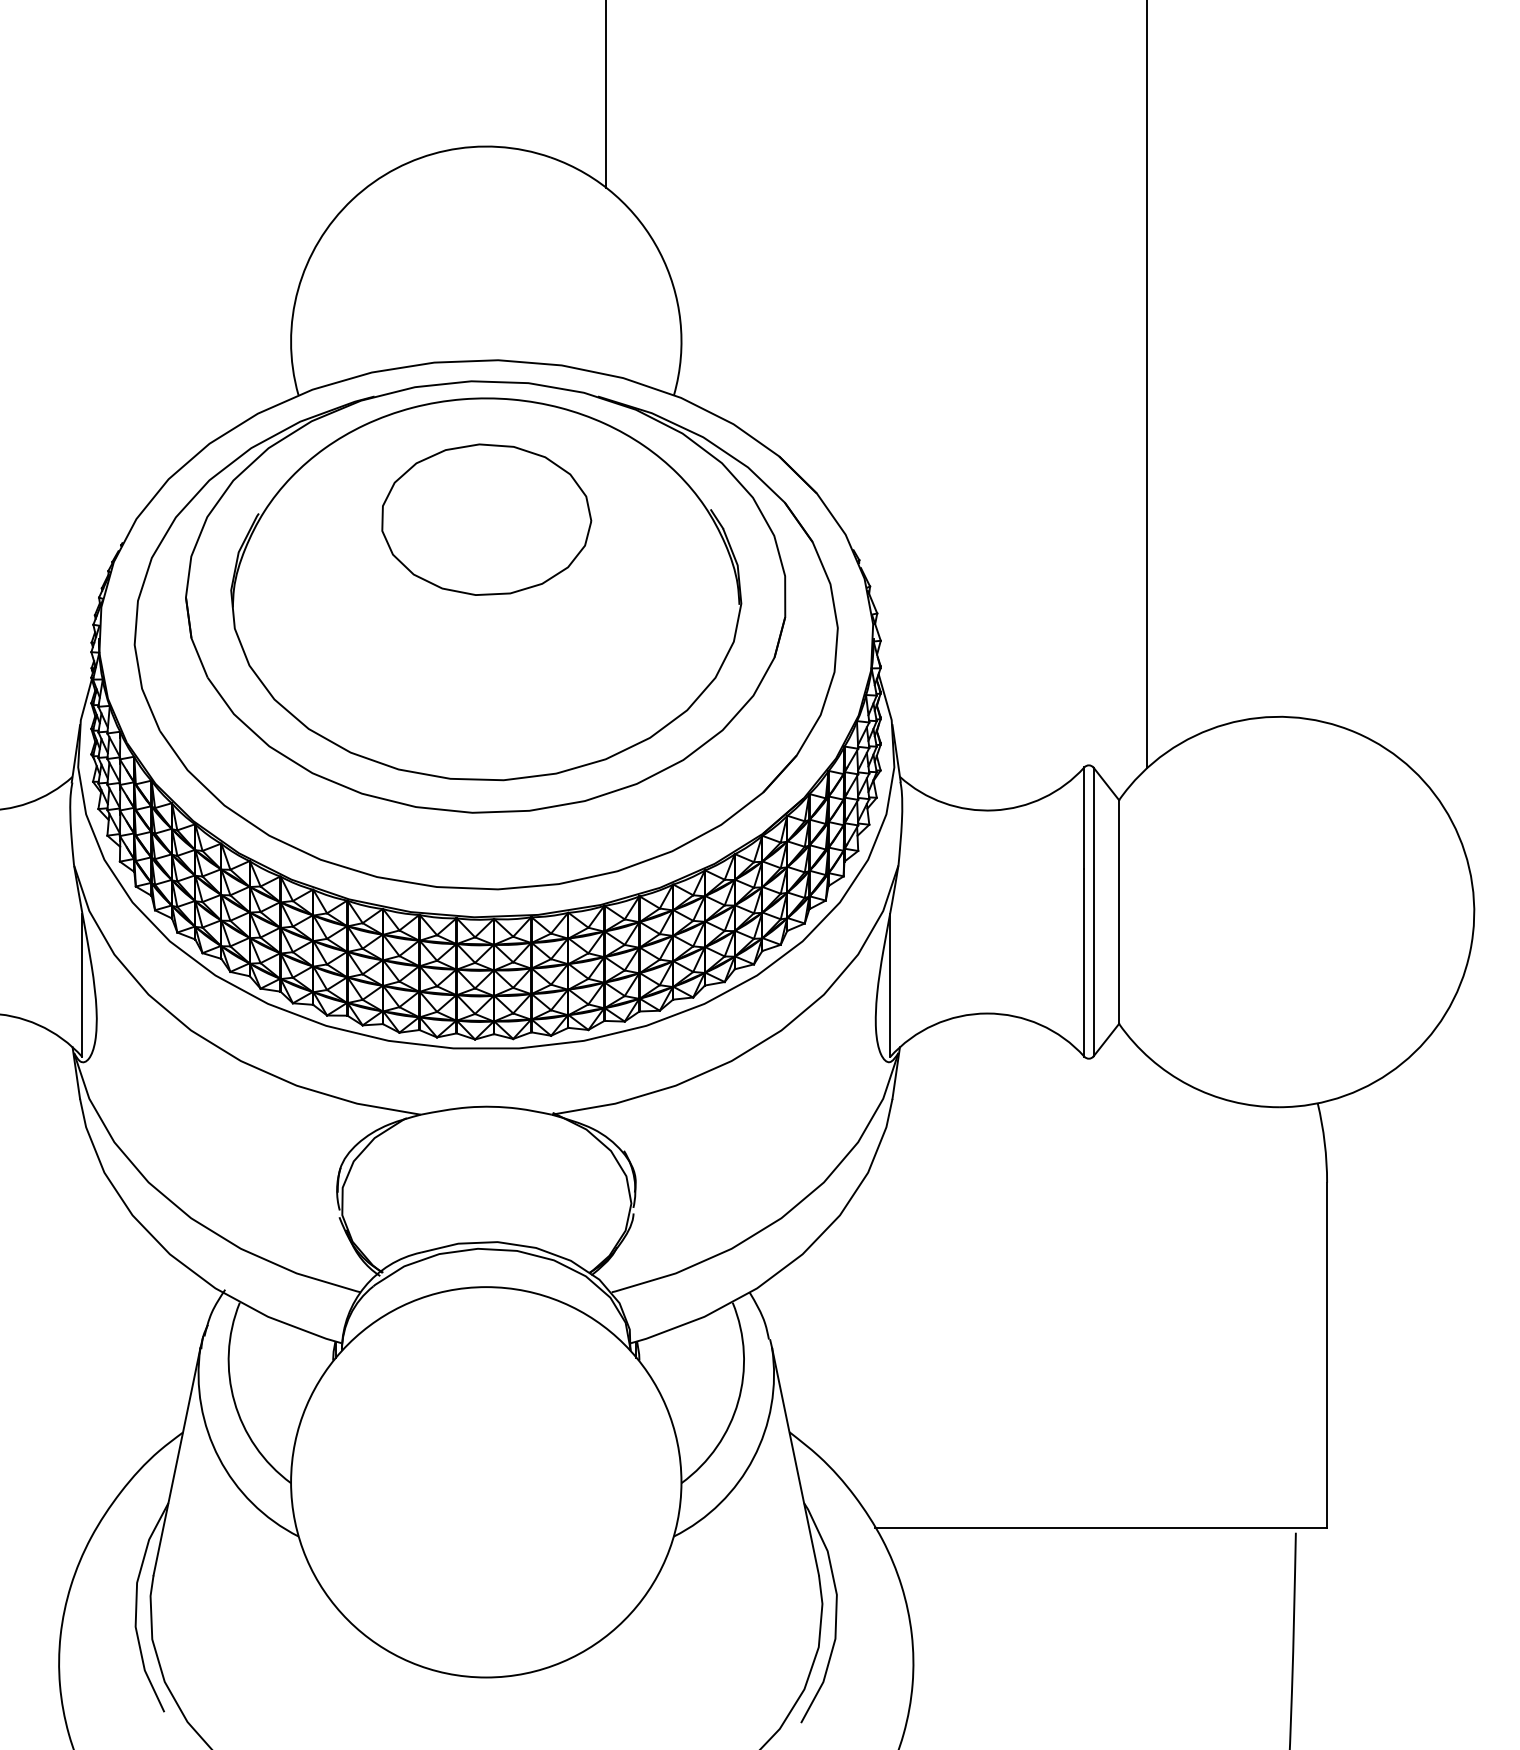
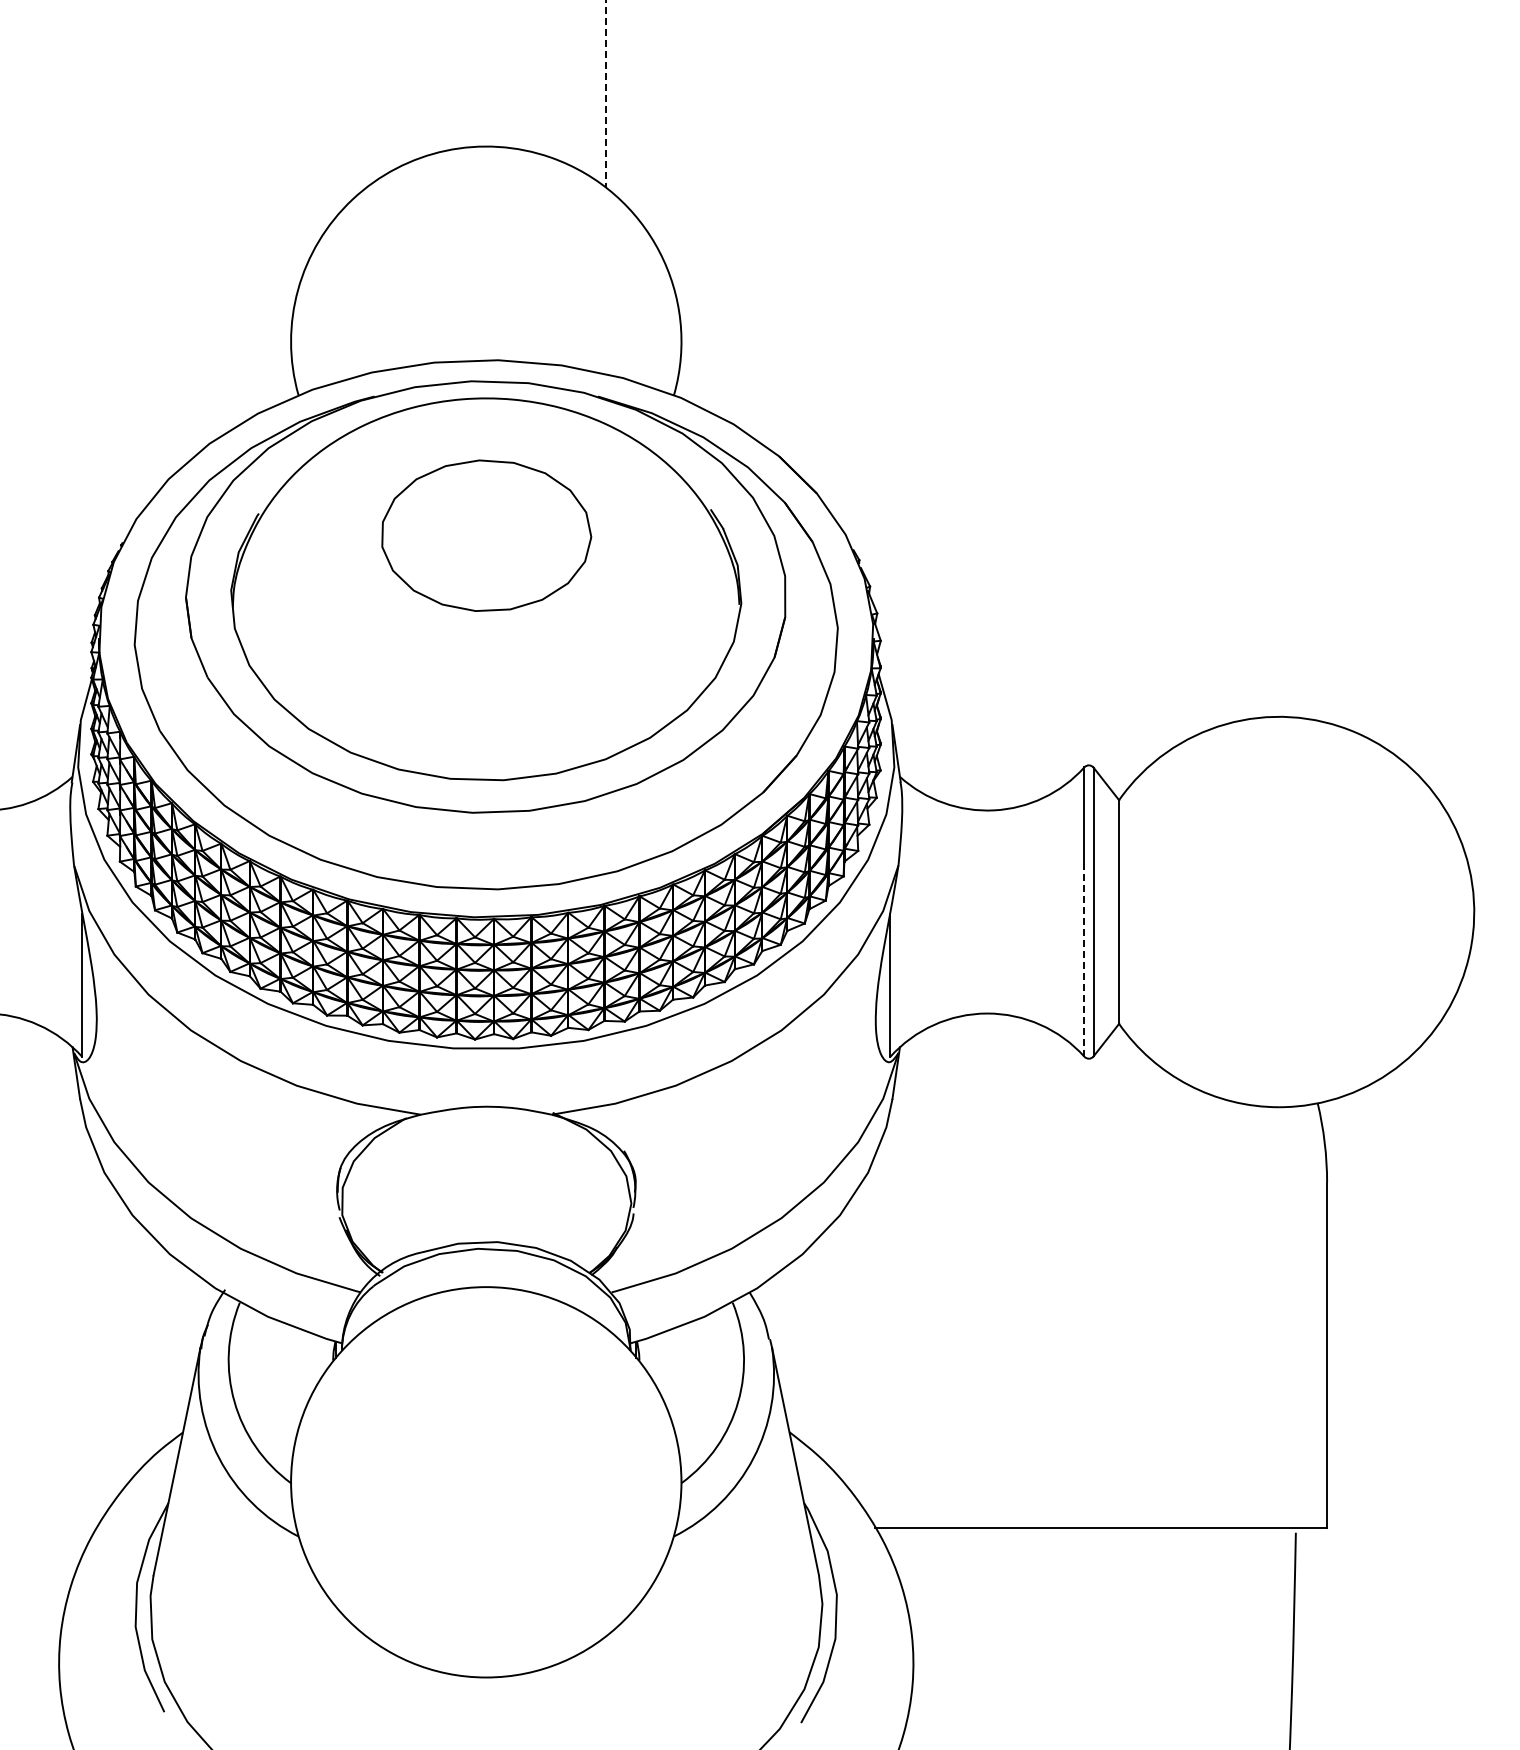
line: solid -> dashed (606, 94)
line: present -> none (1146, 385)
part position: (486, 519) -> (486, 535) (486, 535)
line: solid -> dashed (1084, 962)
